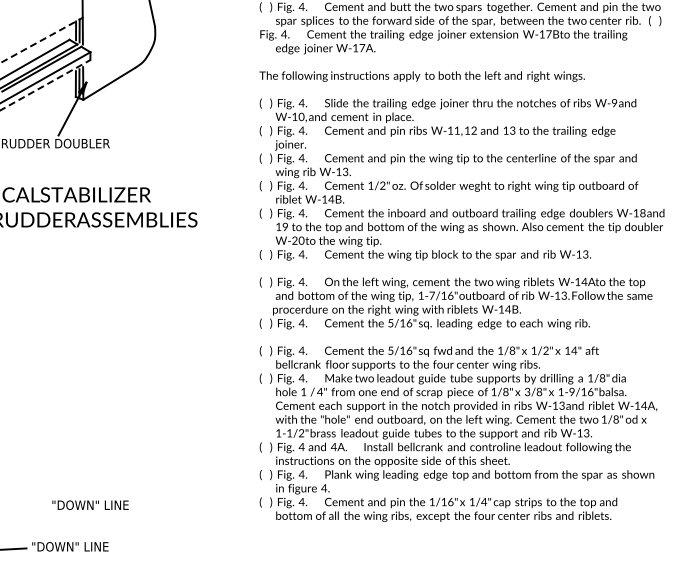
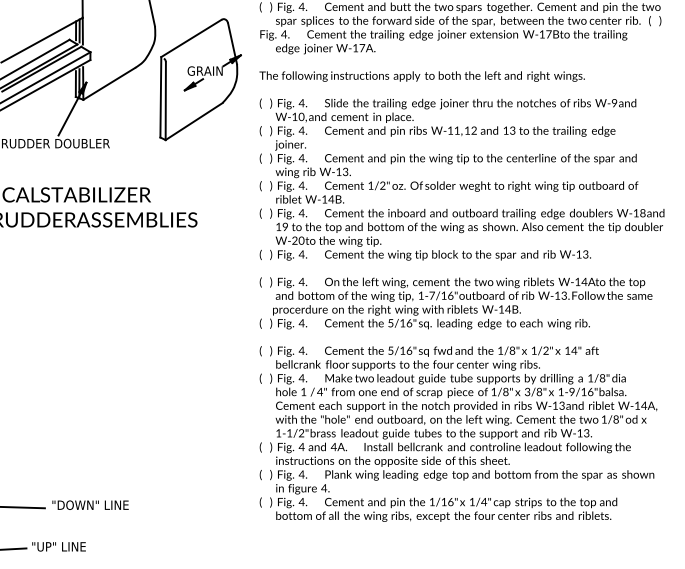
line: dashed -> solid (42, 39)
part: none -> present (200, 79)
line: dashed -> solid (46, 84)
line: none -> present (23, 507)
text: "DOWN" LINE -> "UP" LINE (72, 546)
